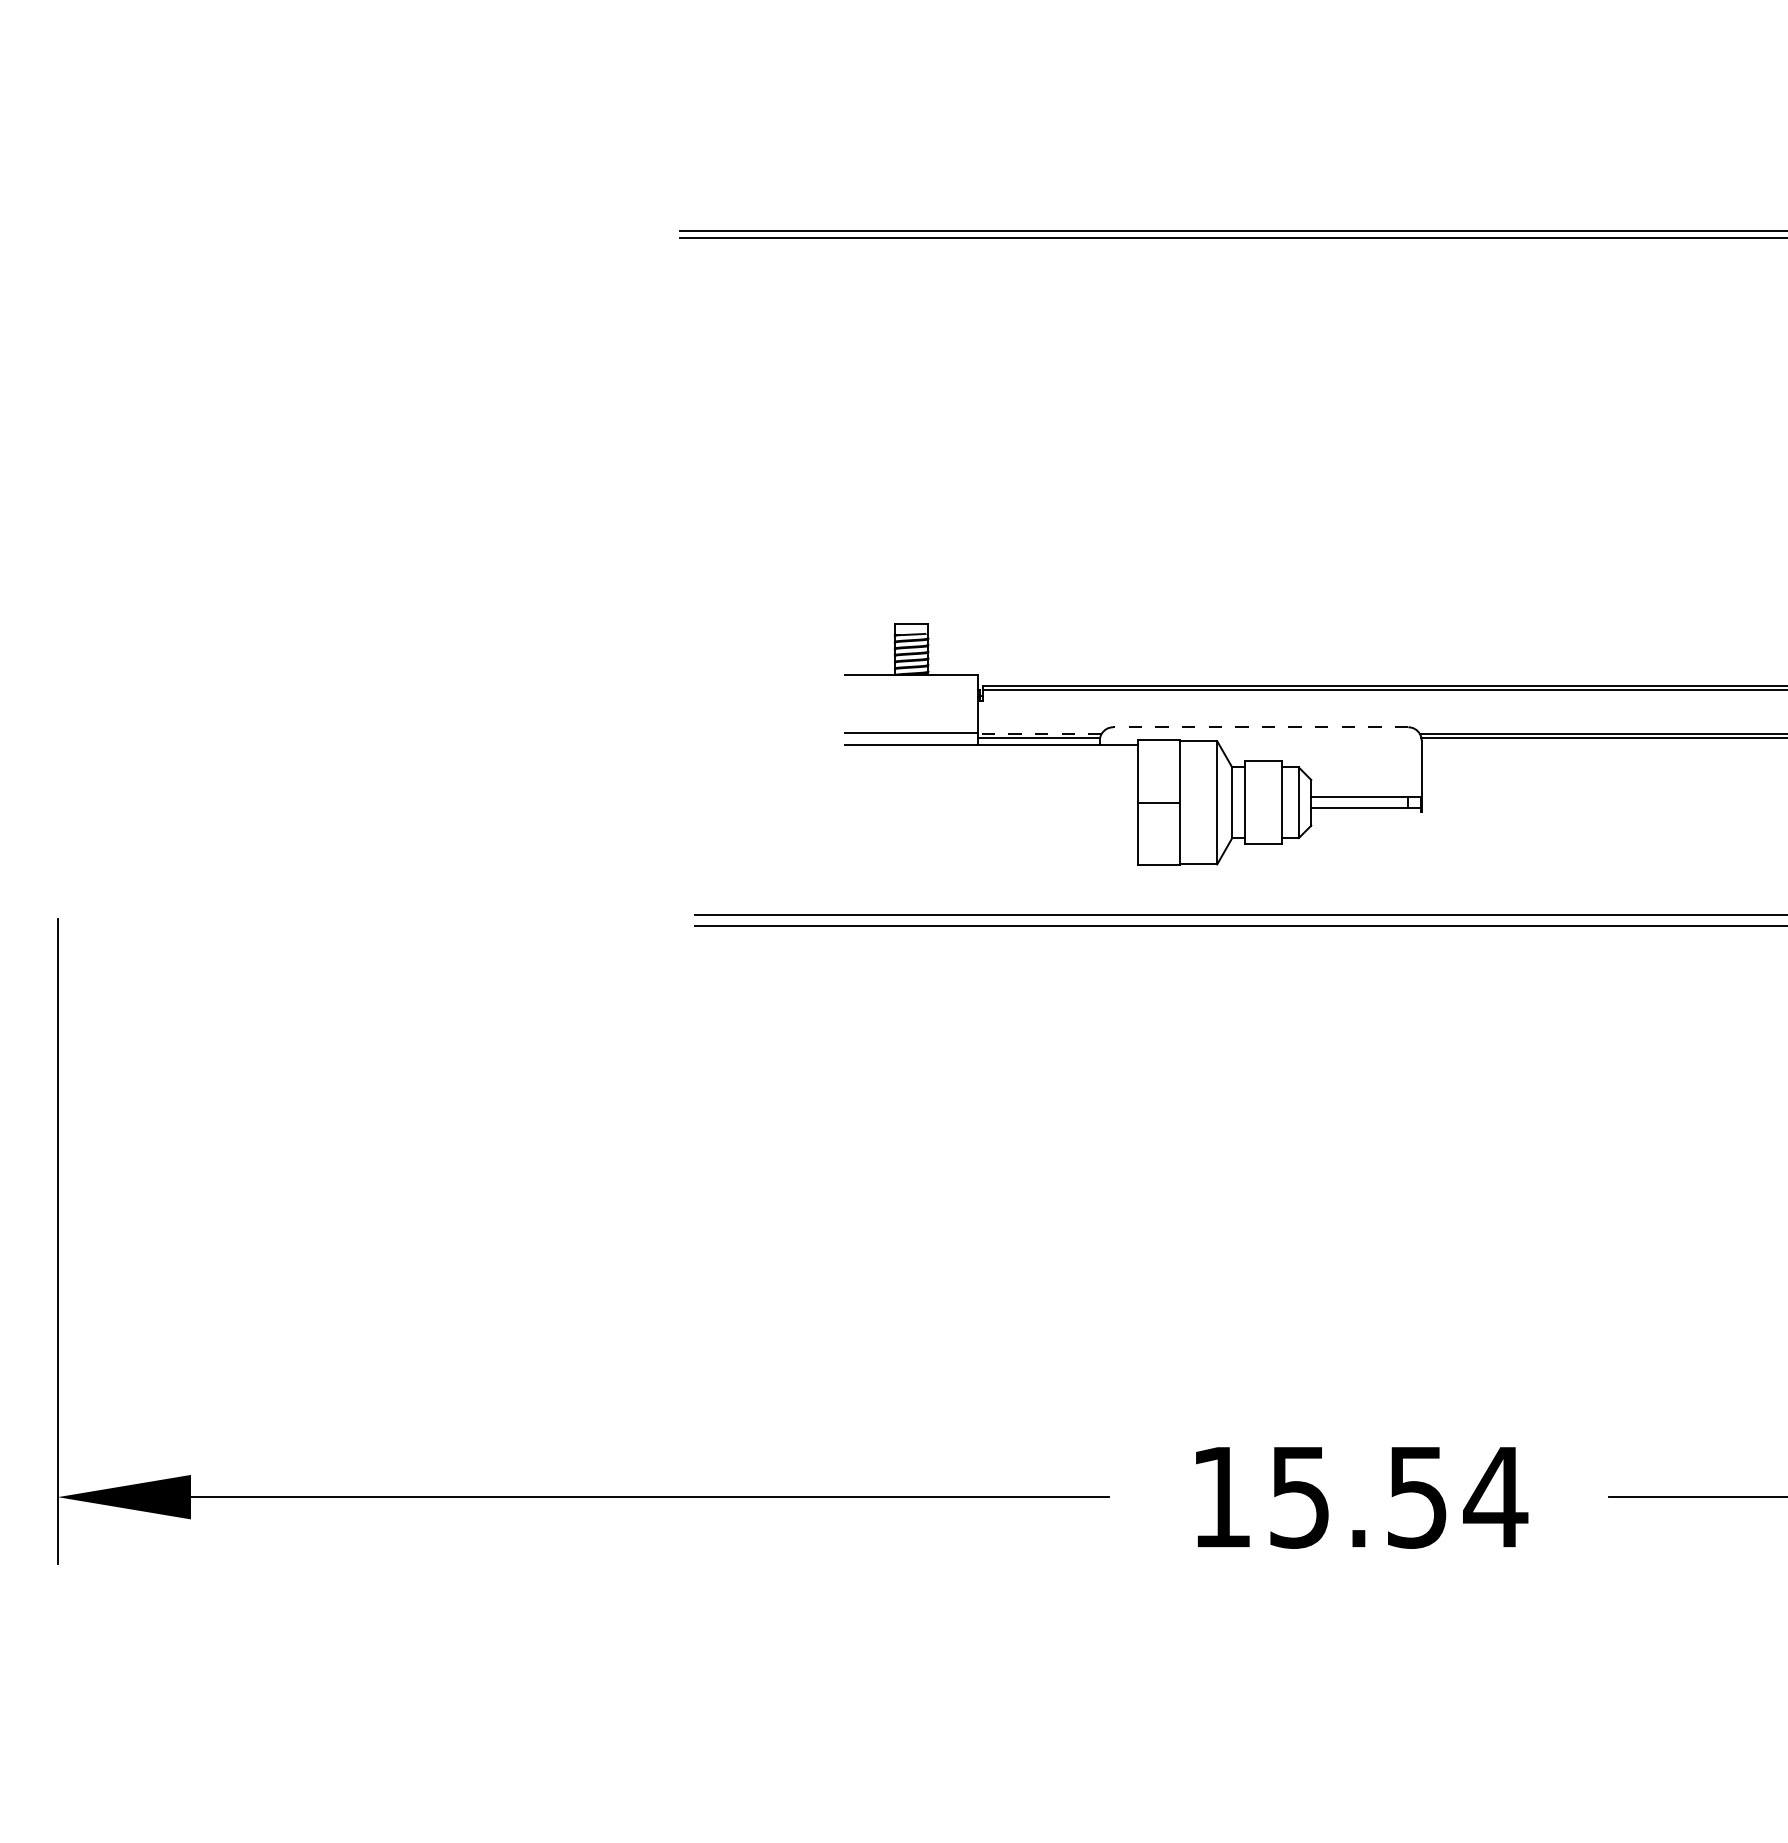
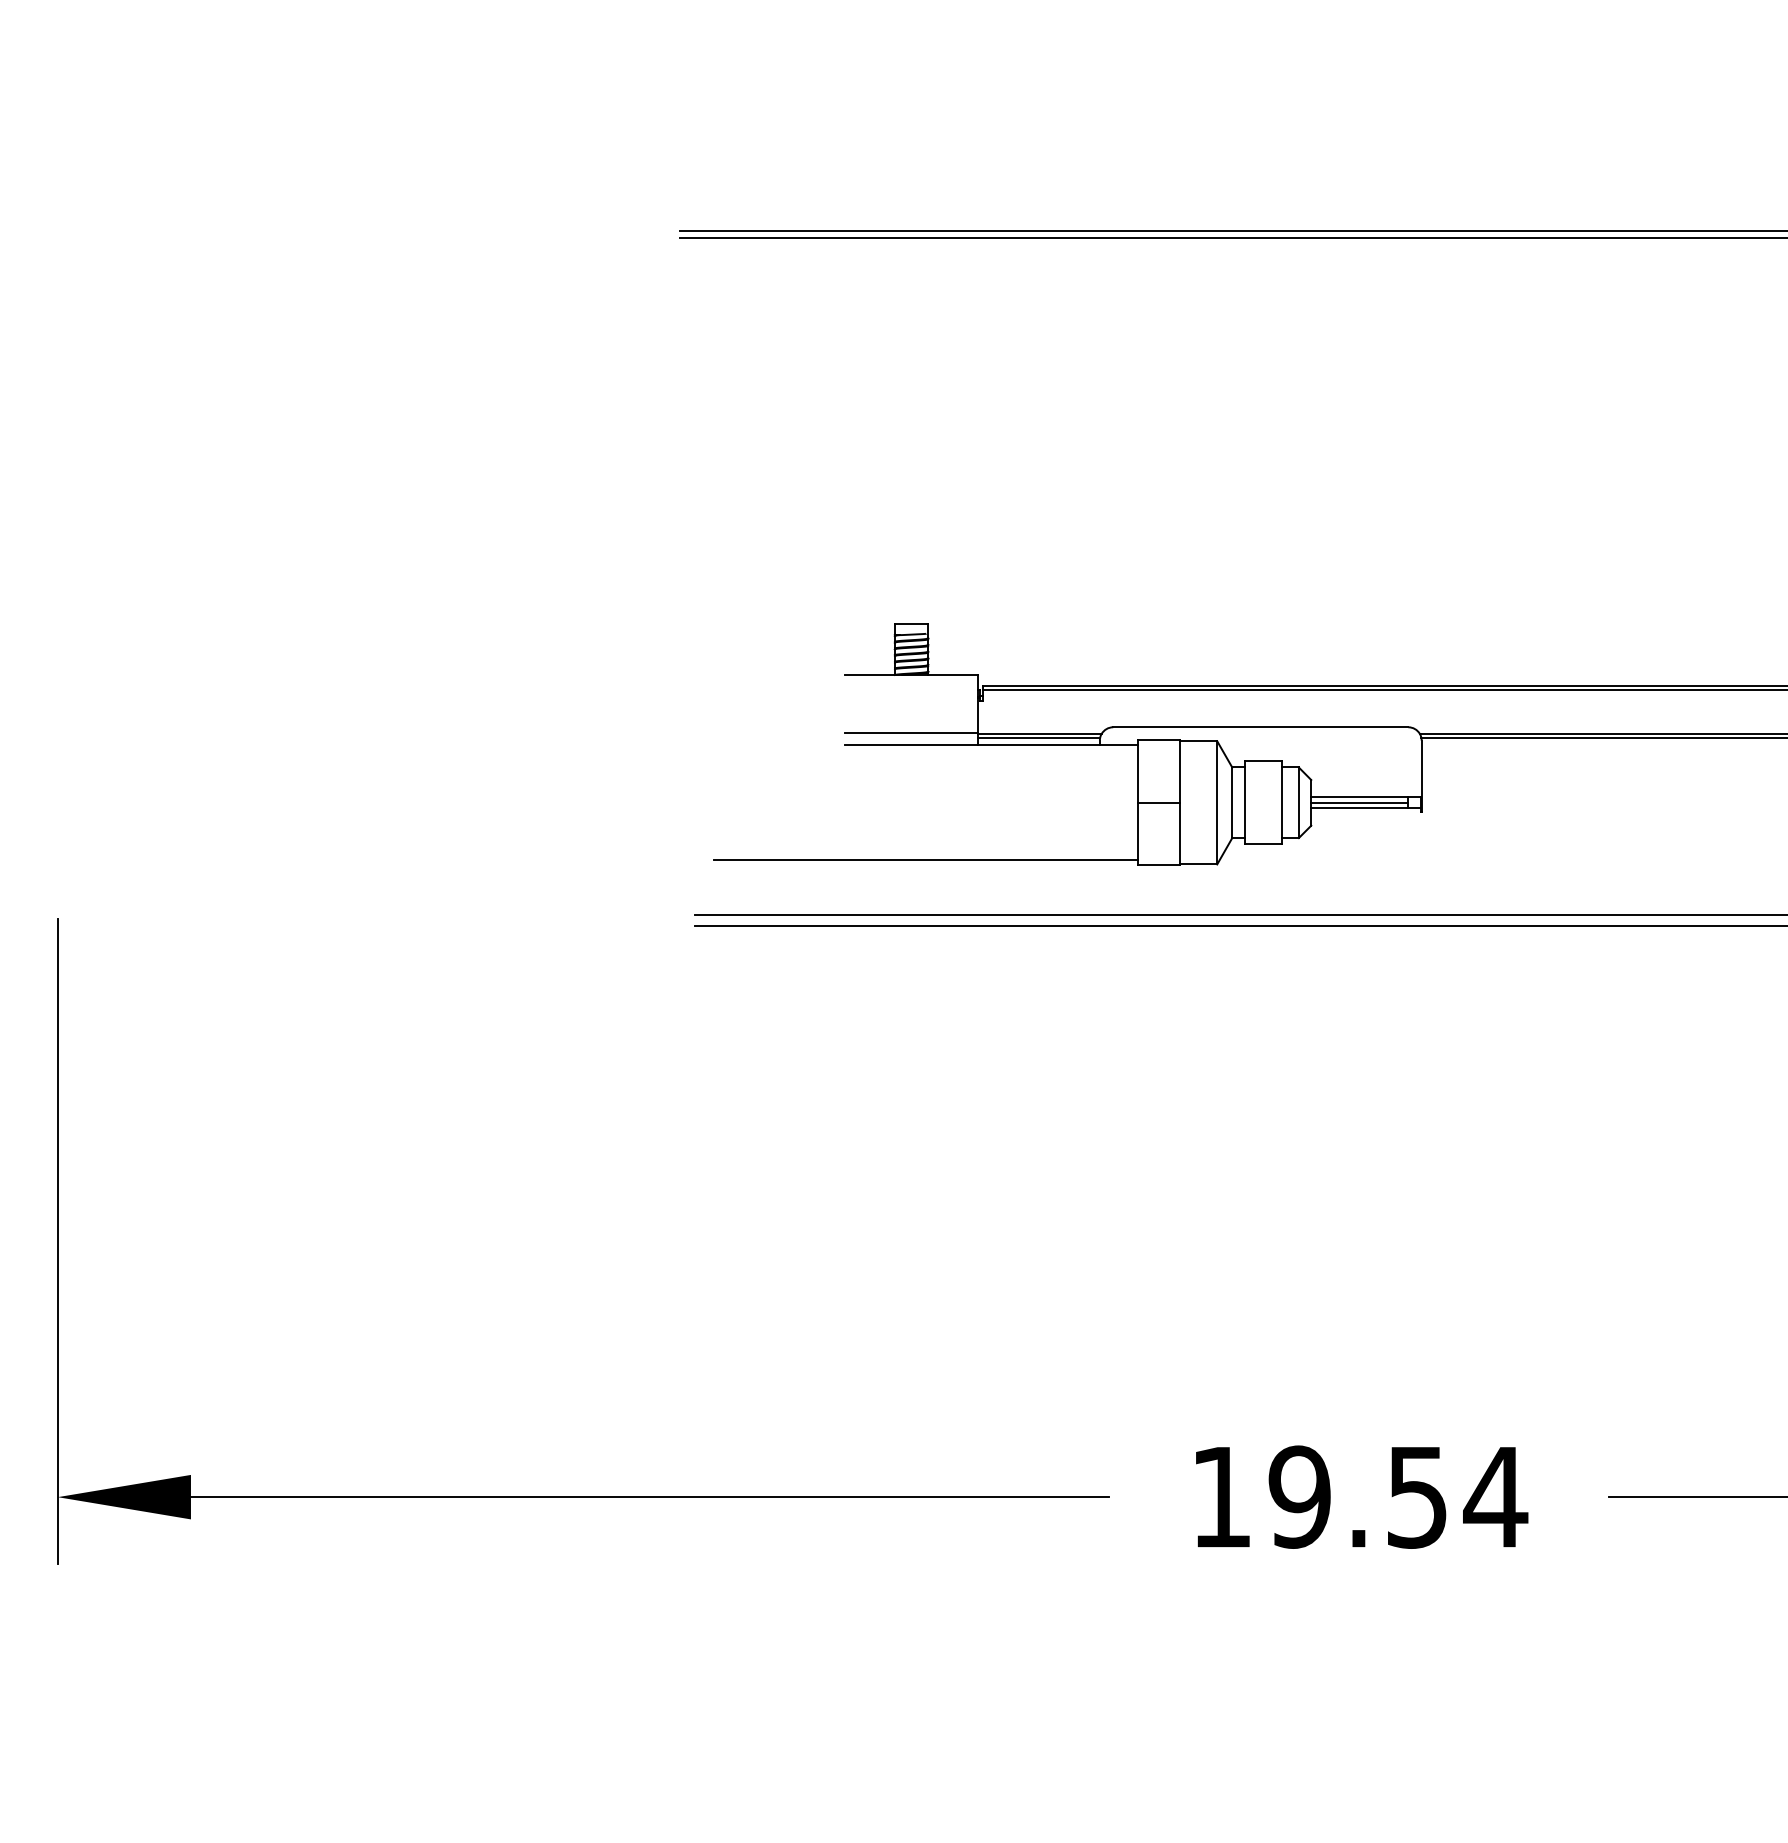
line: dashed -> solid (1260, 727)
line: dashed -> solid (1039, 733)
line: none -> present (1359, 803)
line: none -> present (925, 860)
text: 15.54 -> 19.54 (1299, 1496)
